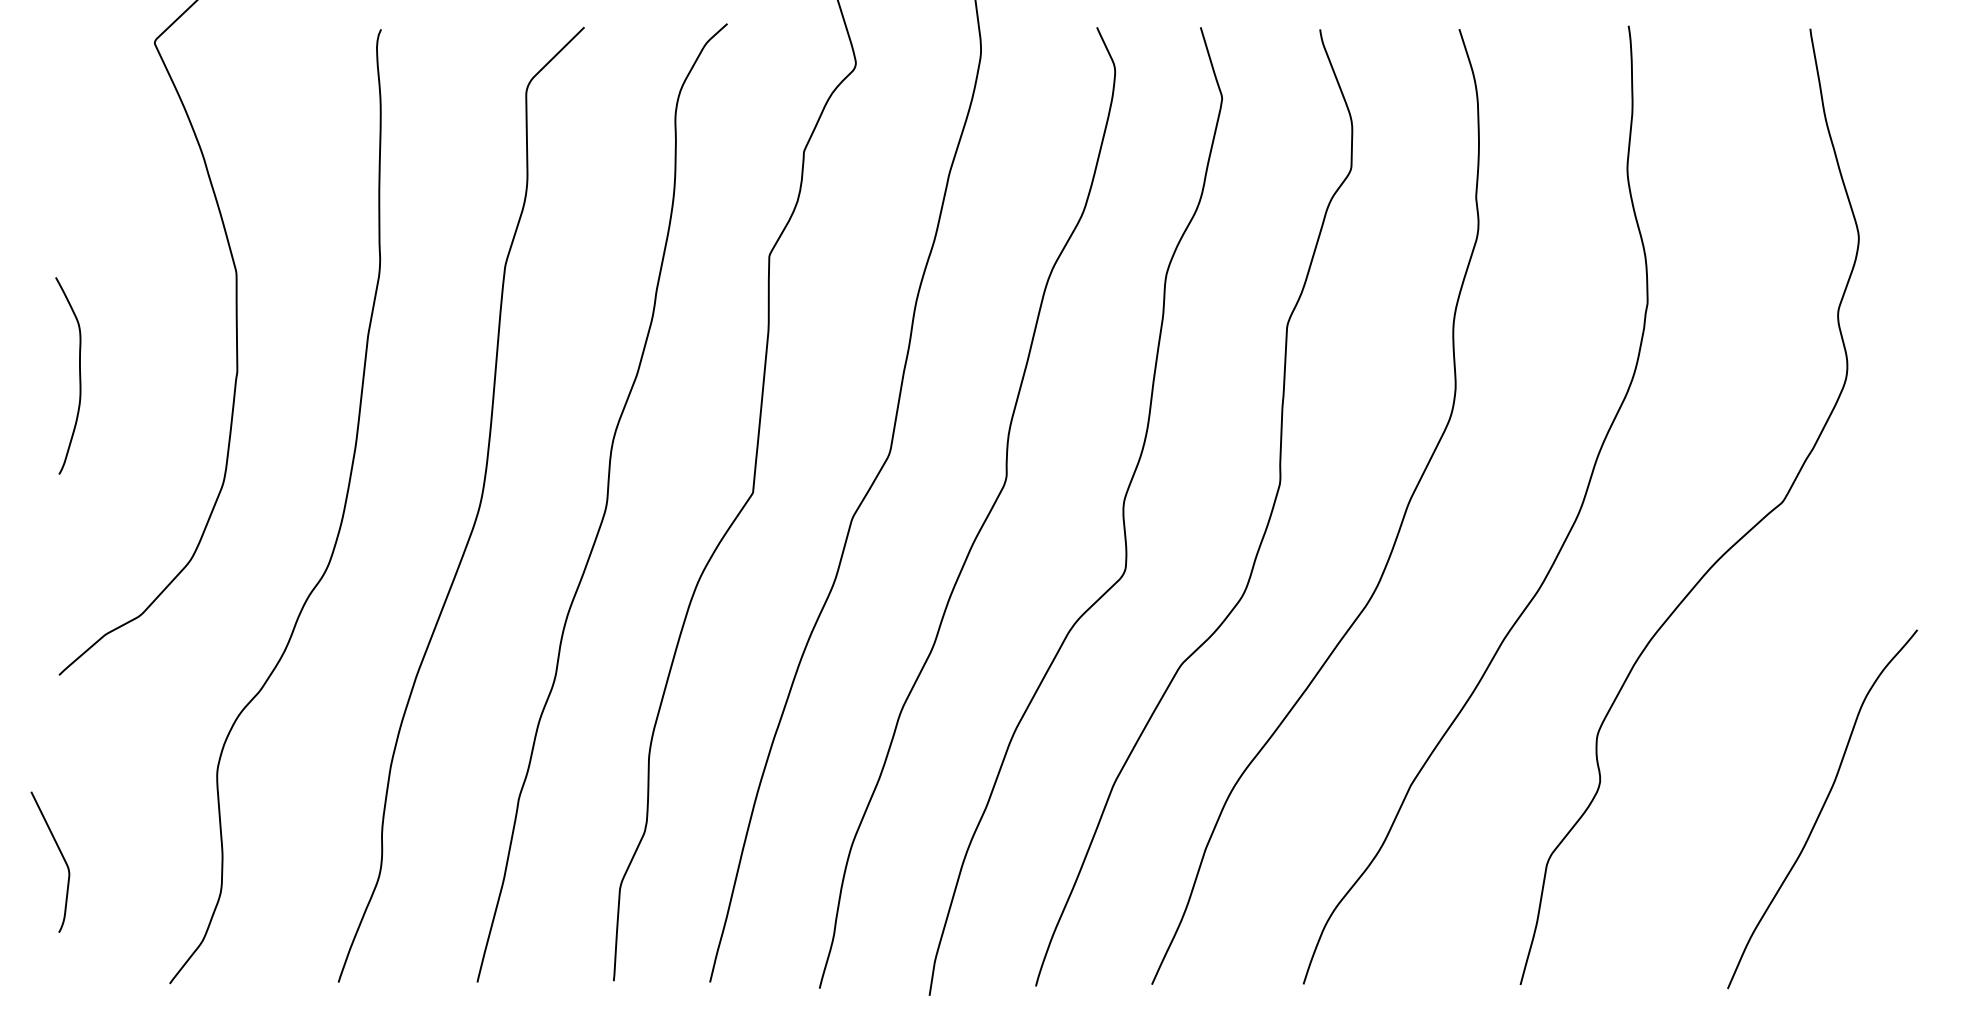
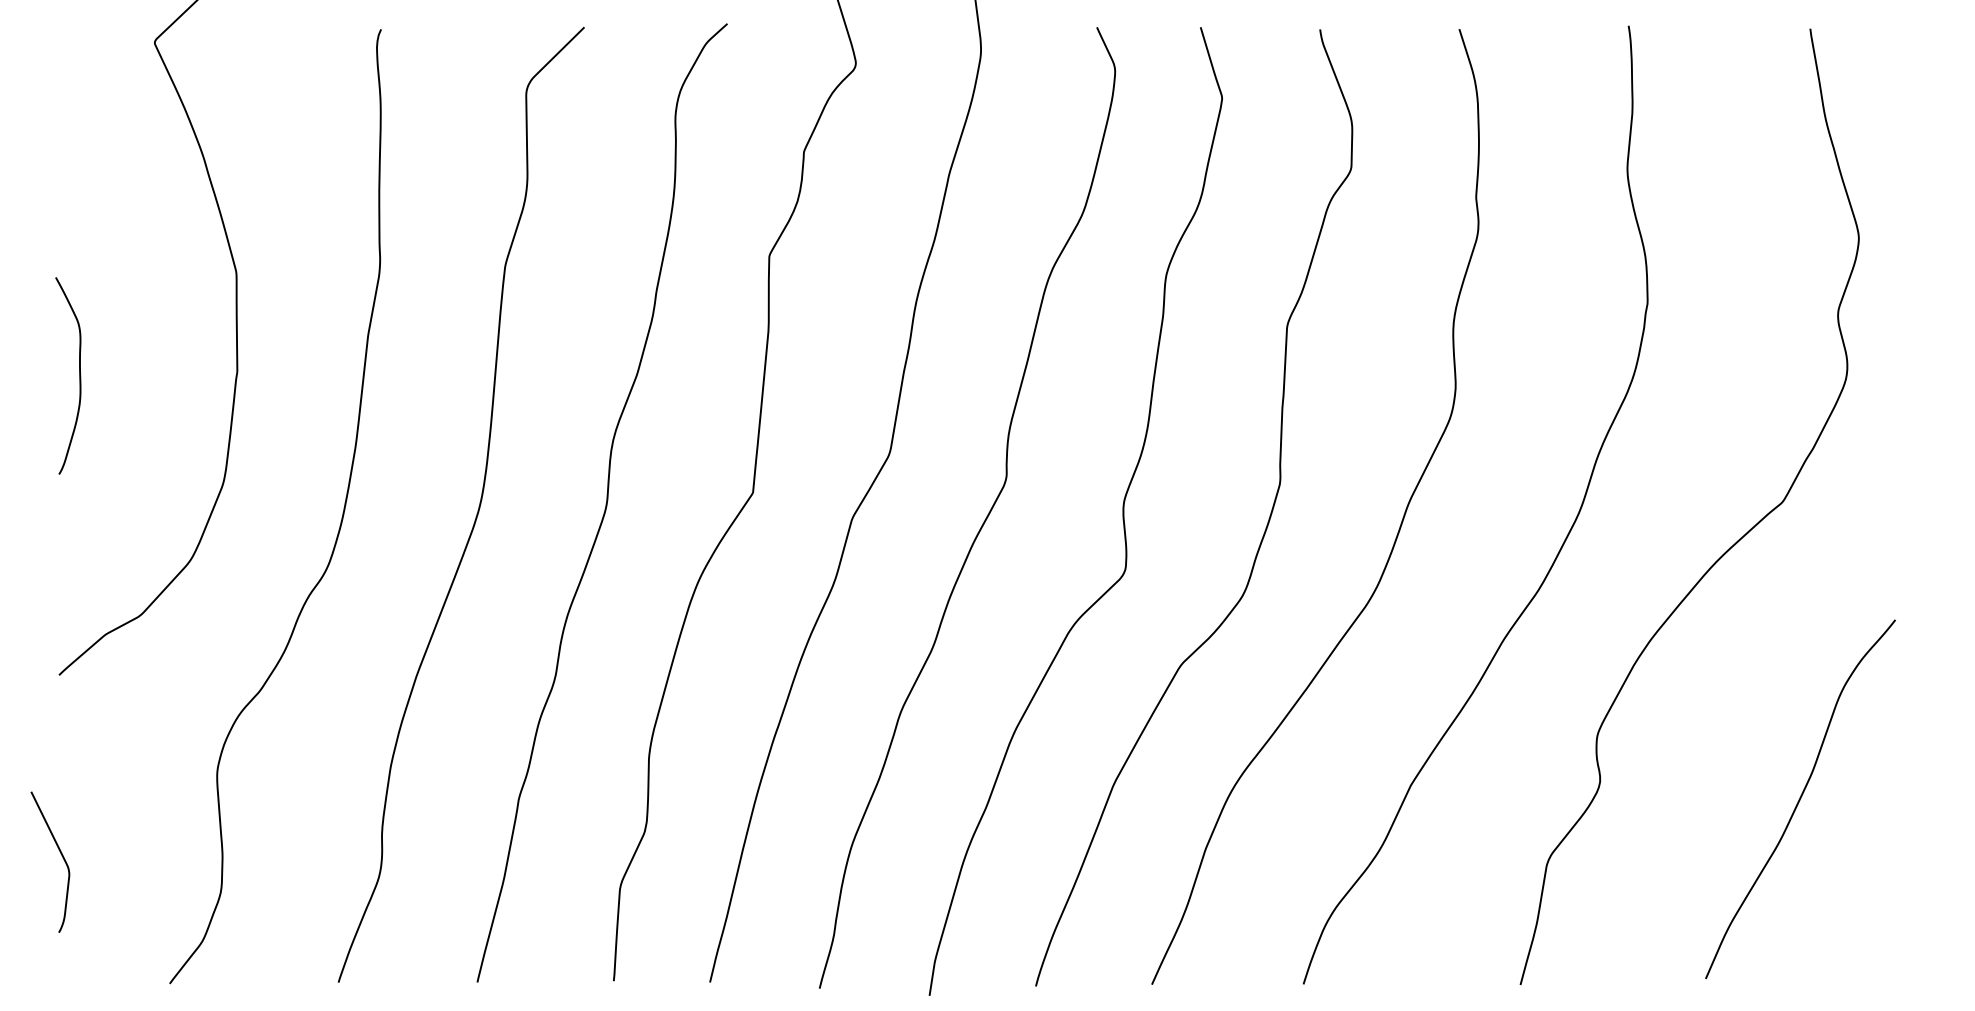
curve position: (1822, 809) -> (1800, 799) (1800, 799)
